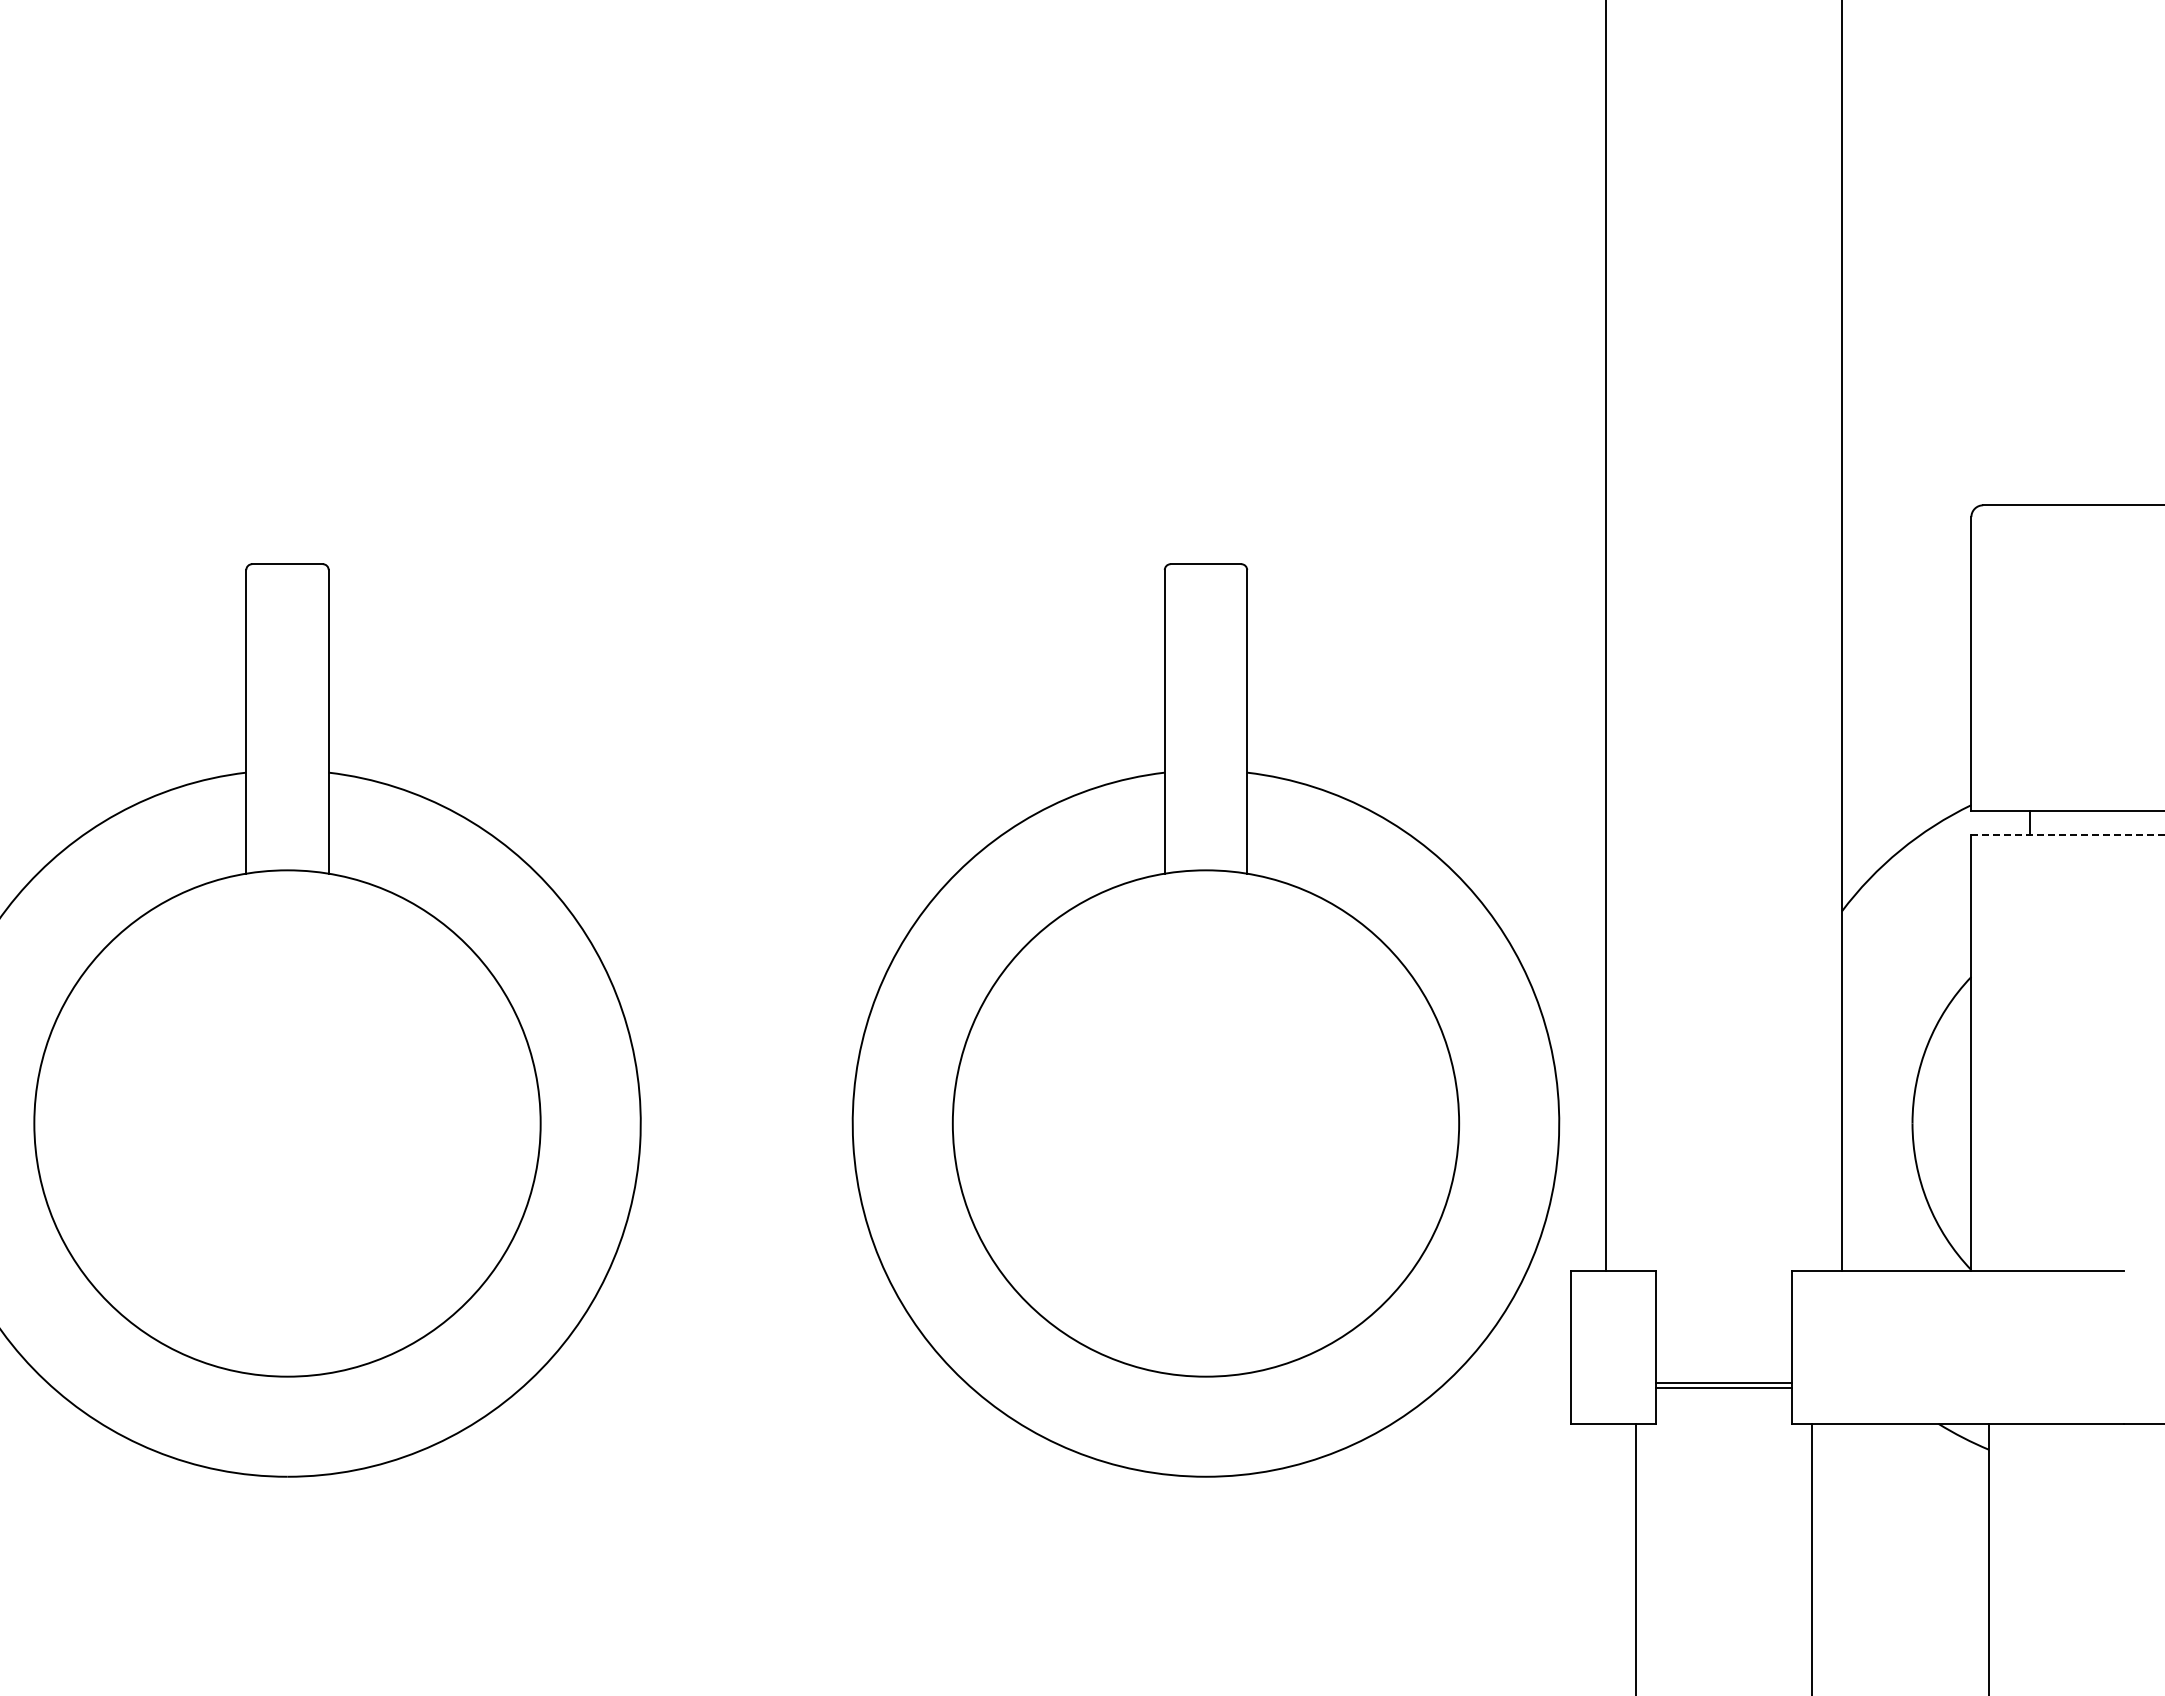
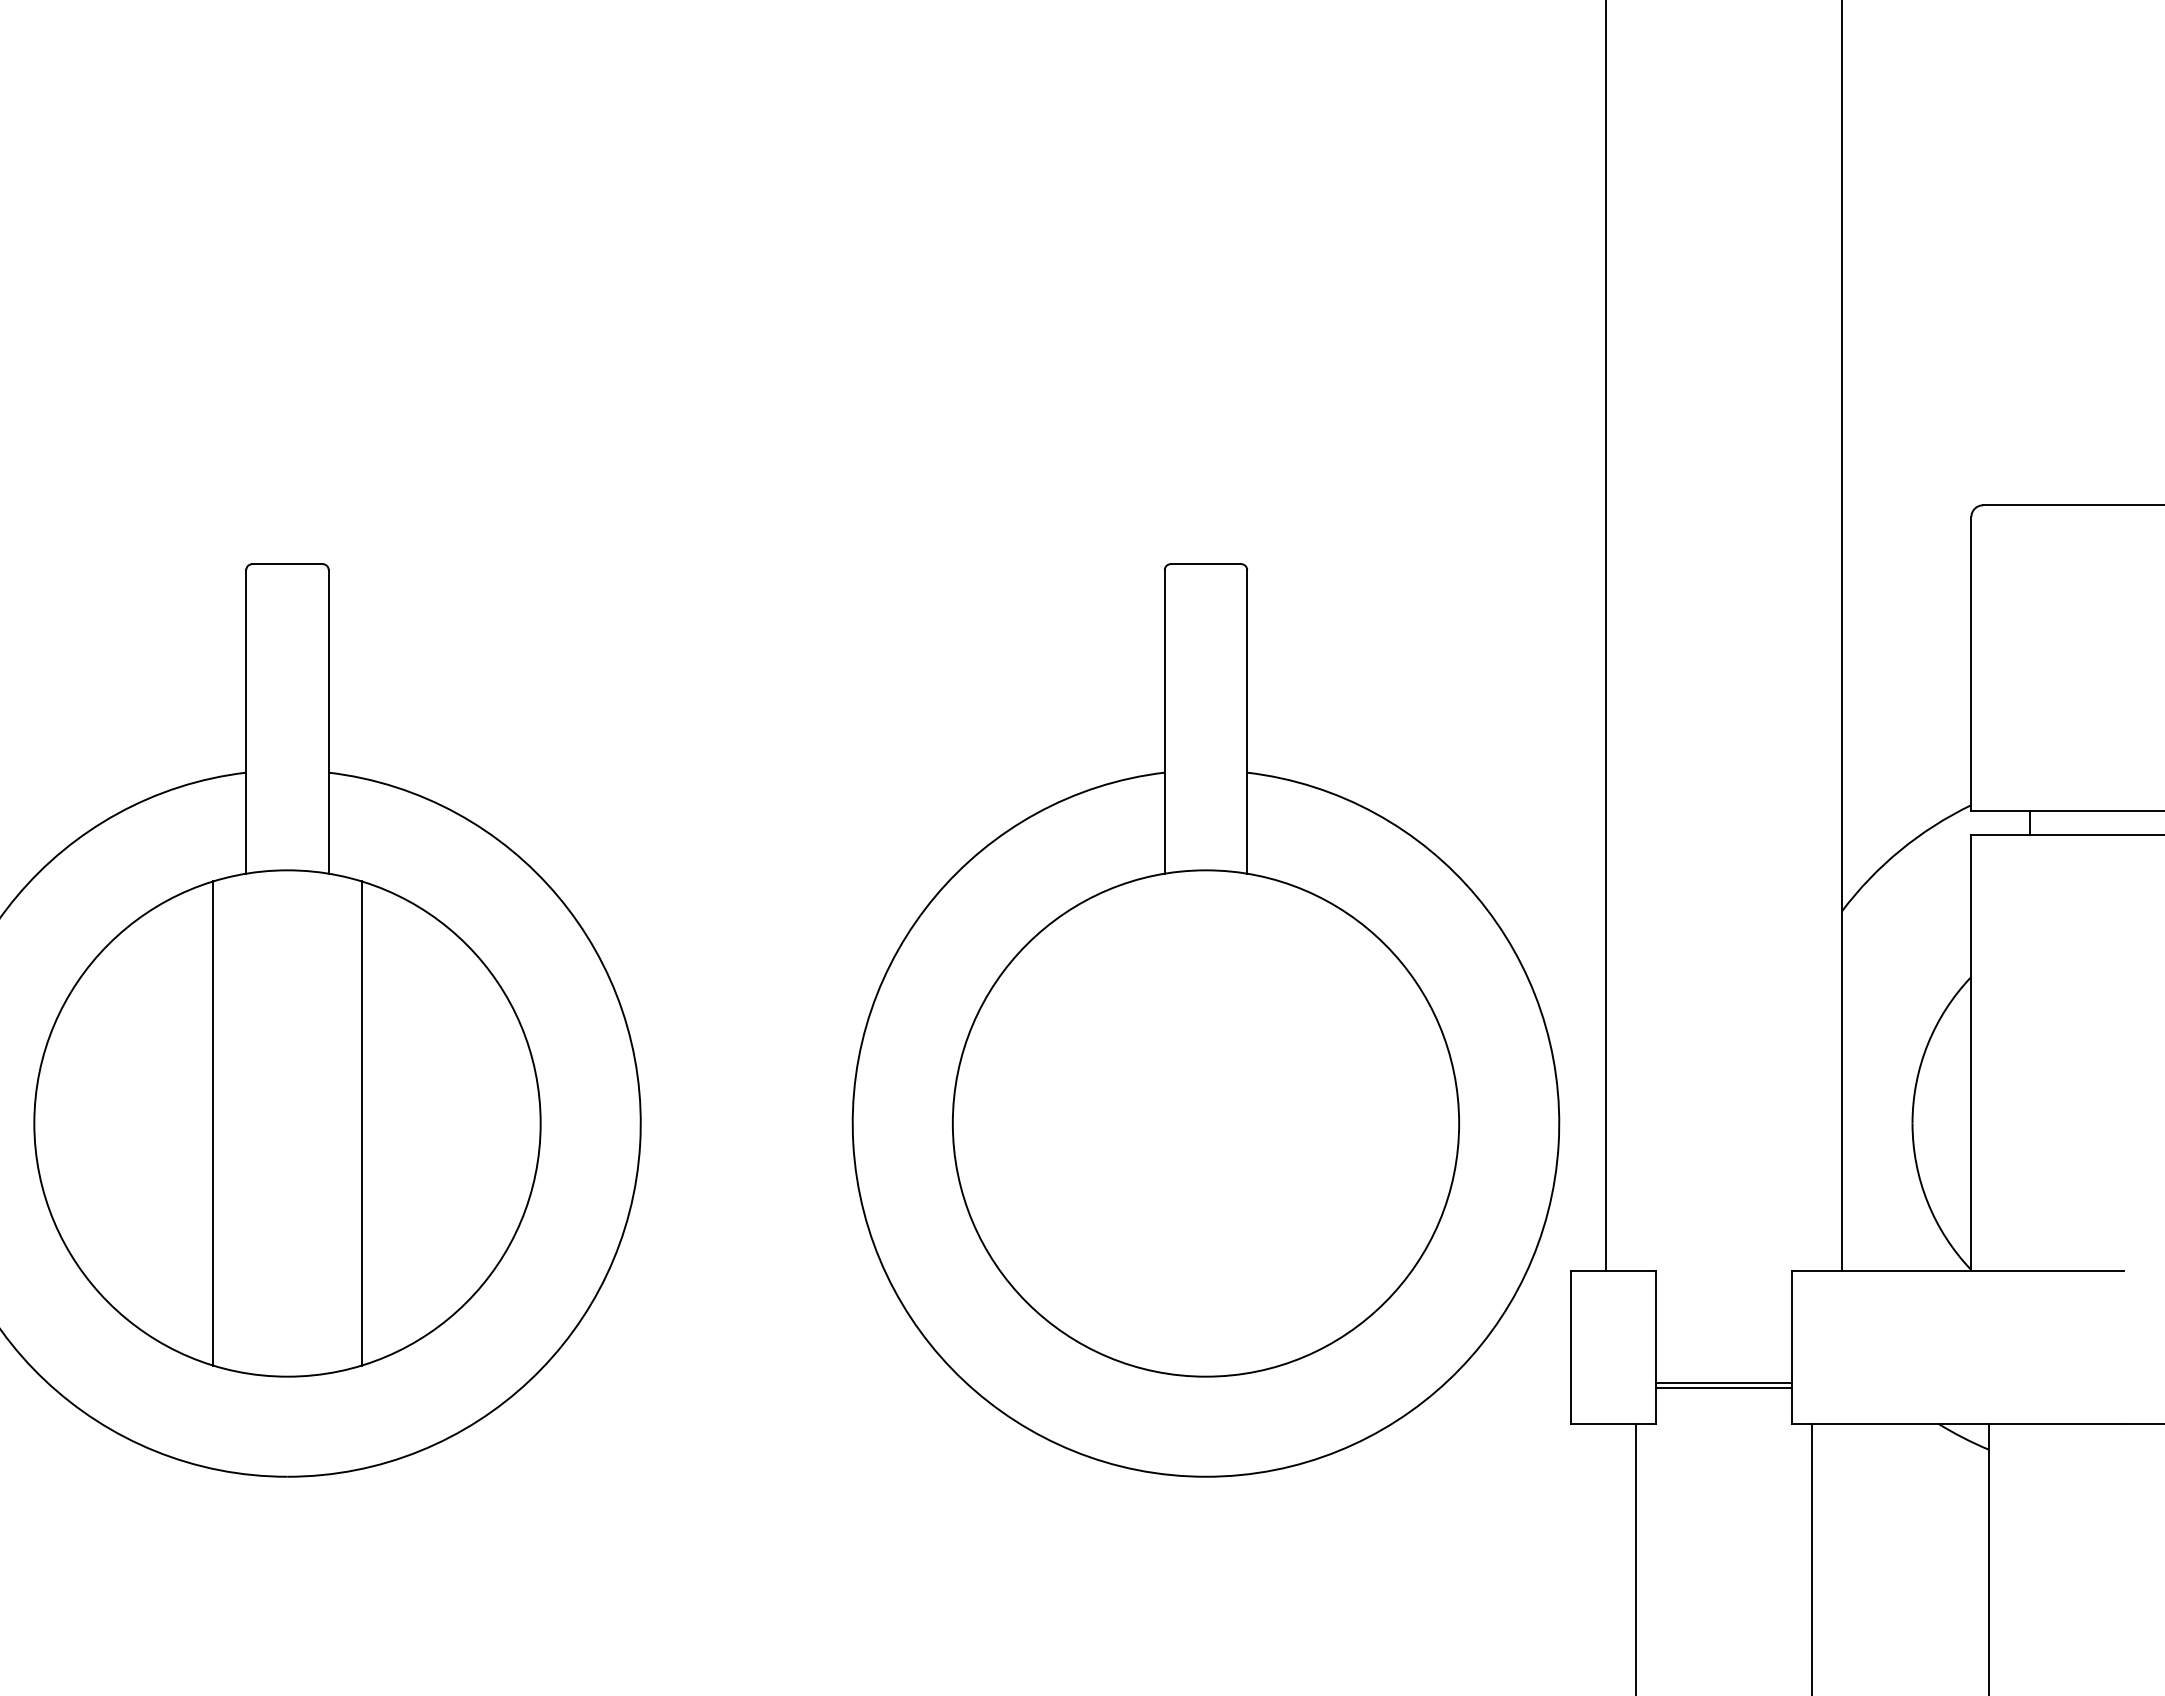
line: dashed -> solid (2068, 835)
line: none -> present (213, 1123)
line: none -> present (361, 1123)
